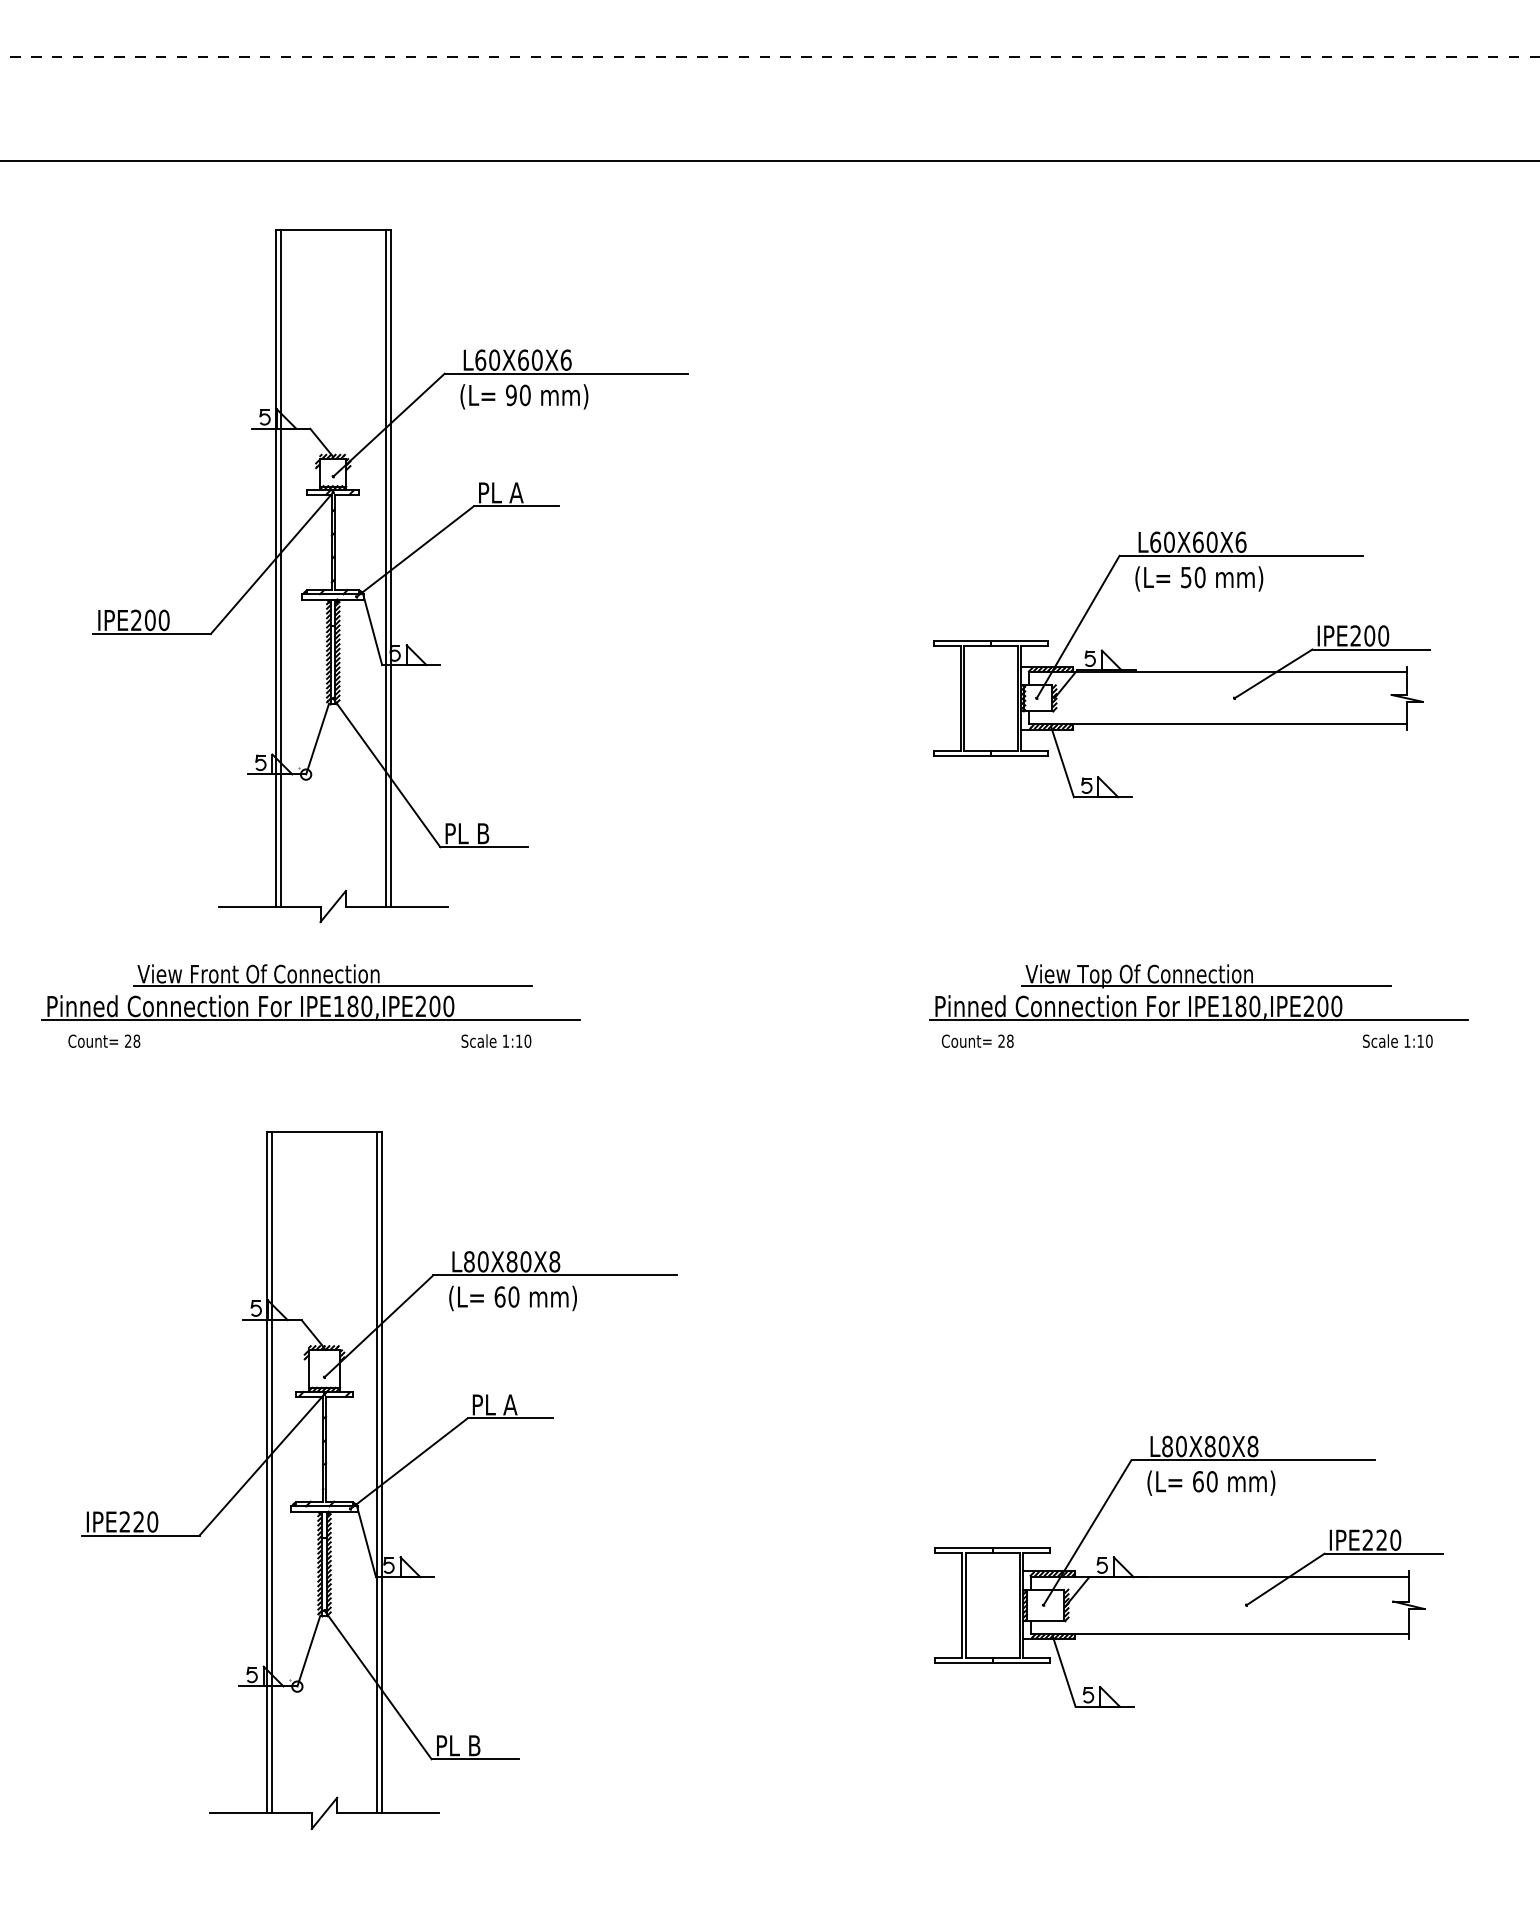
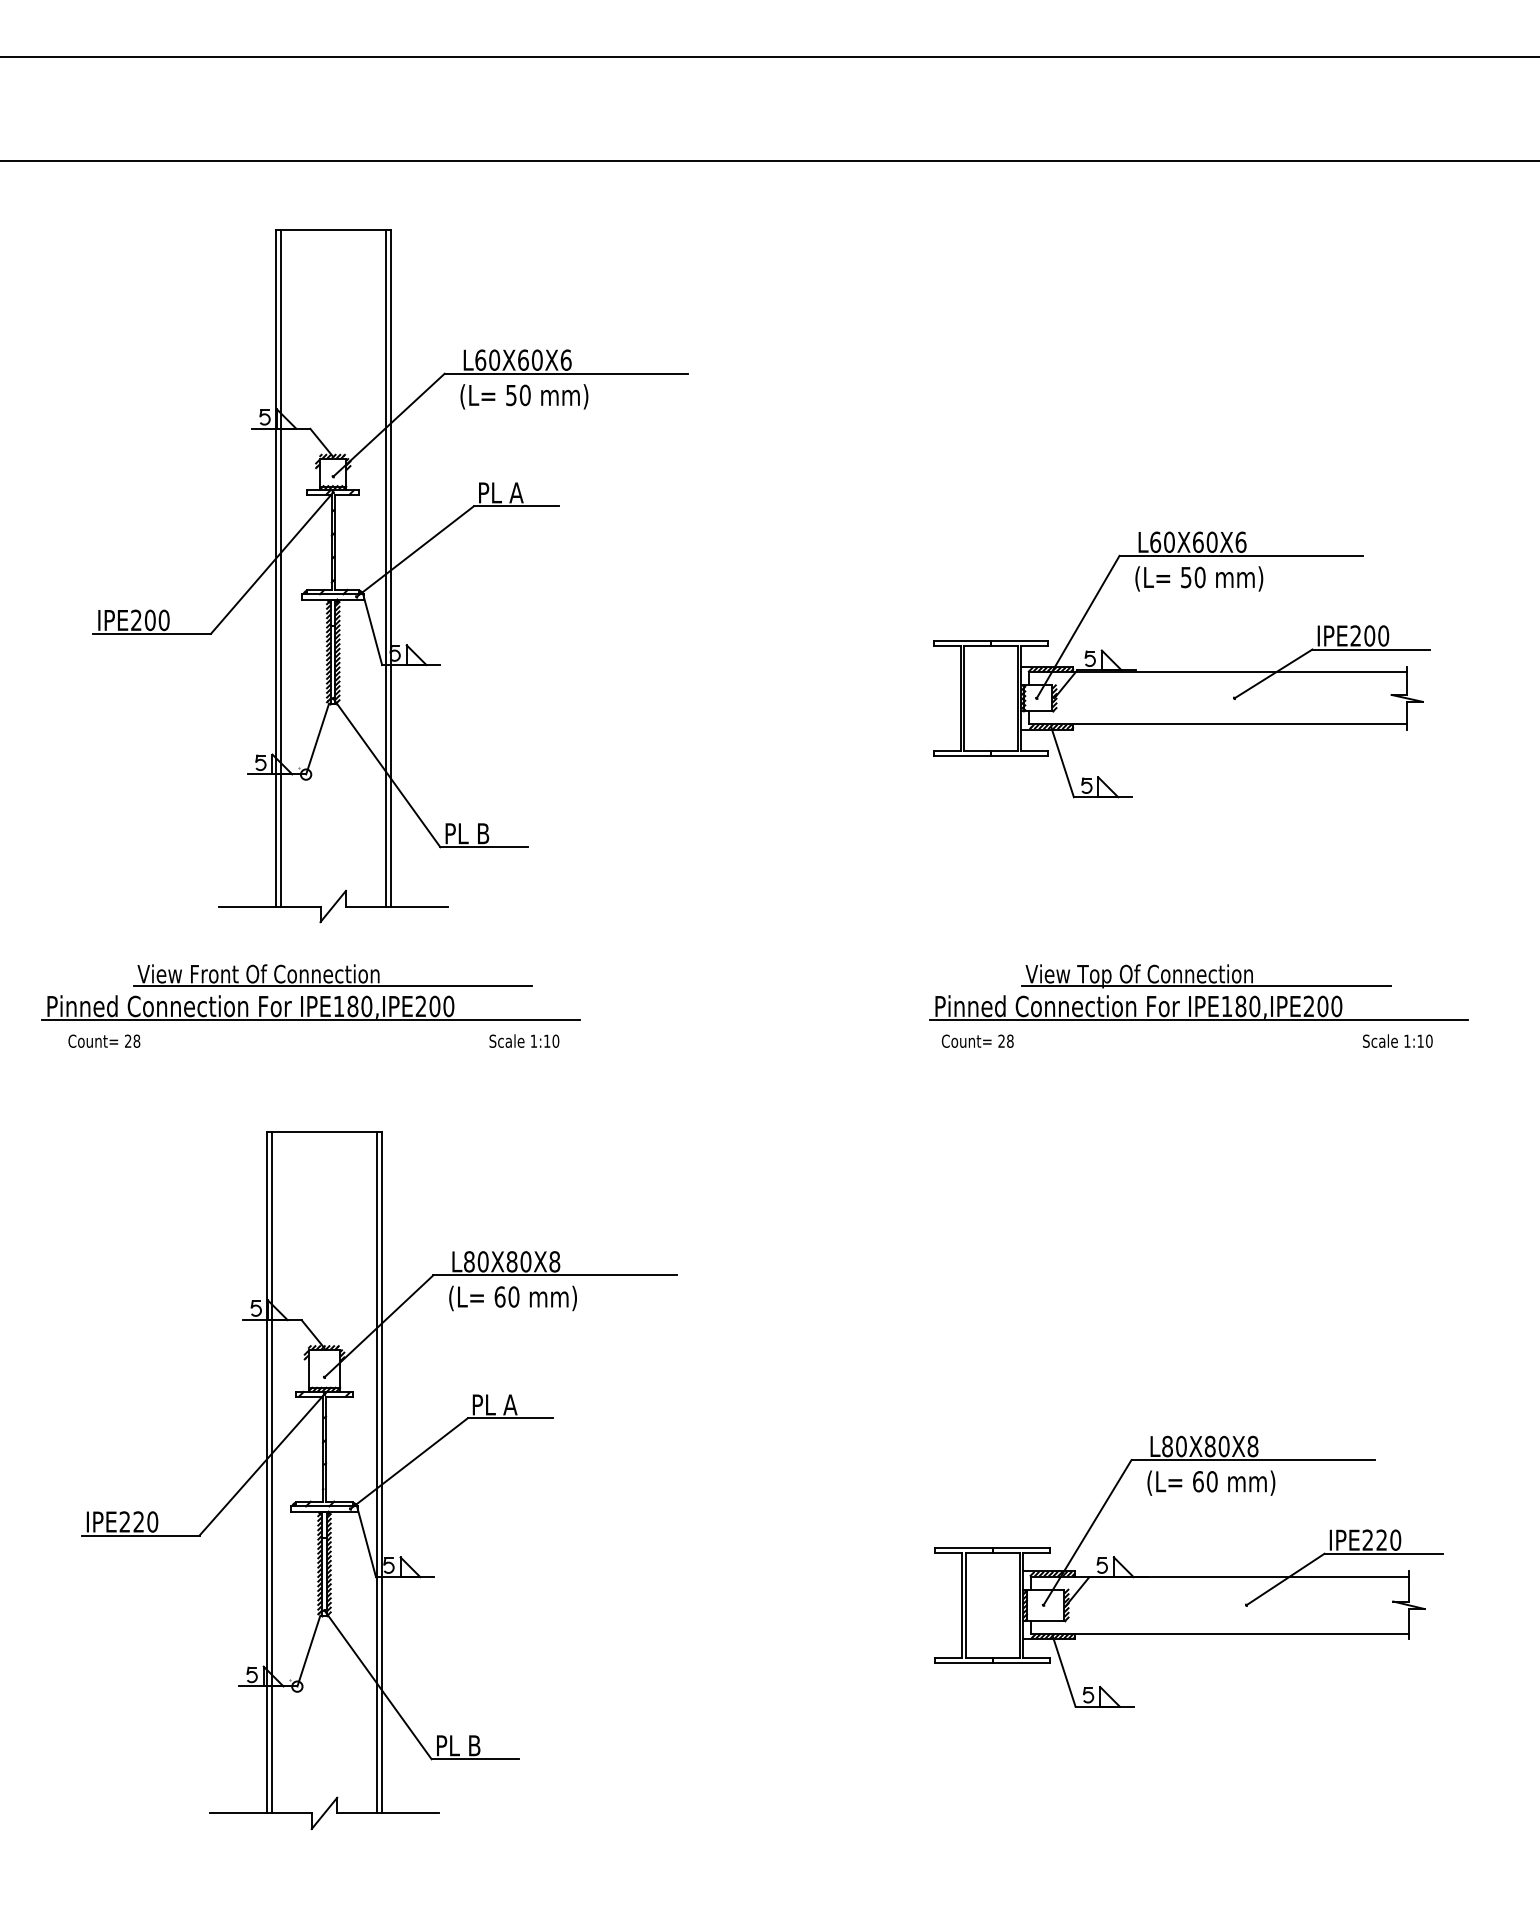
line: dashed -> solid (769, 57)
text: 90 -> 50 (511, 394)
text position: (496, 1040) -> (524, 1040) (524, 1040)
